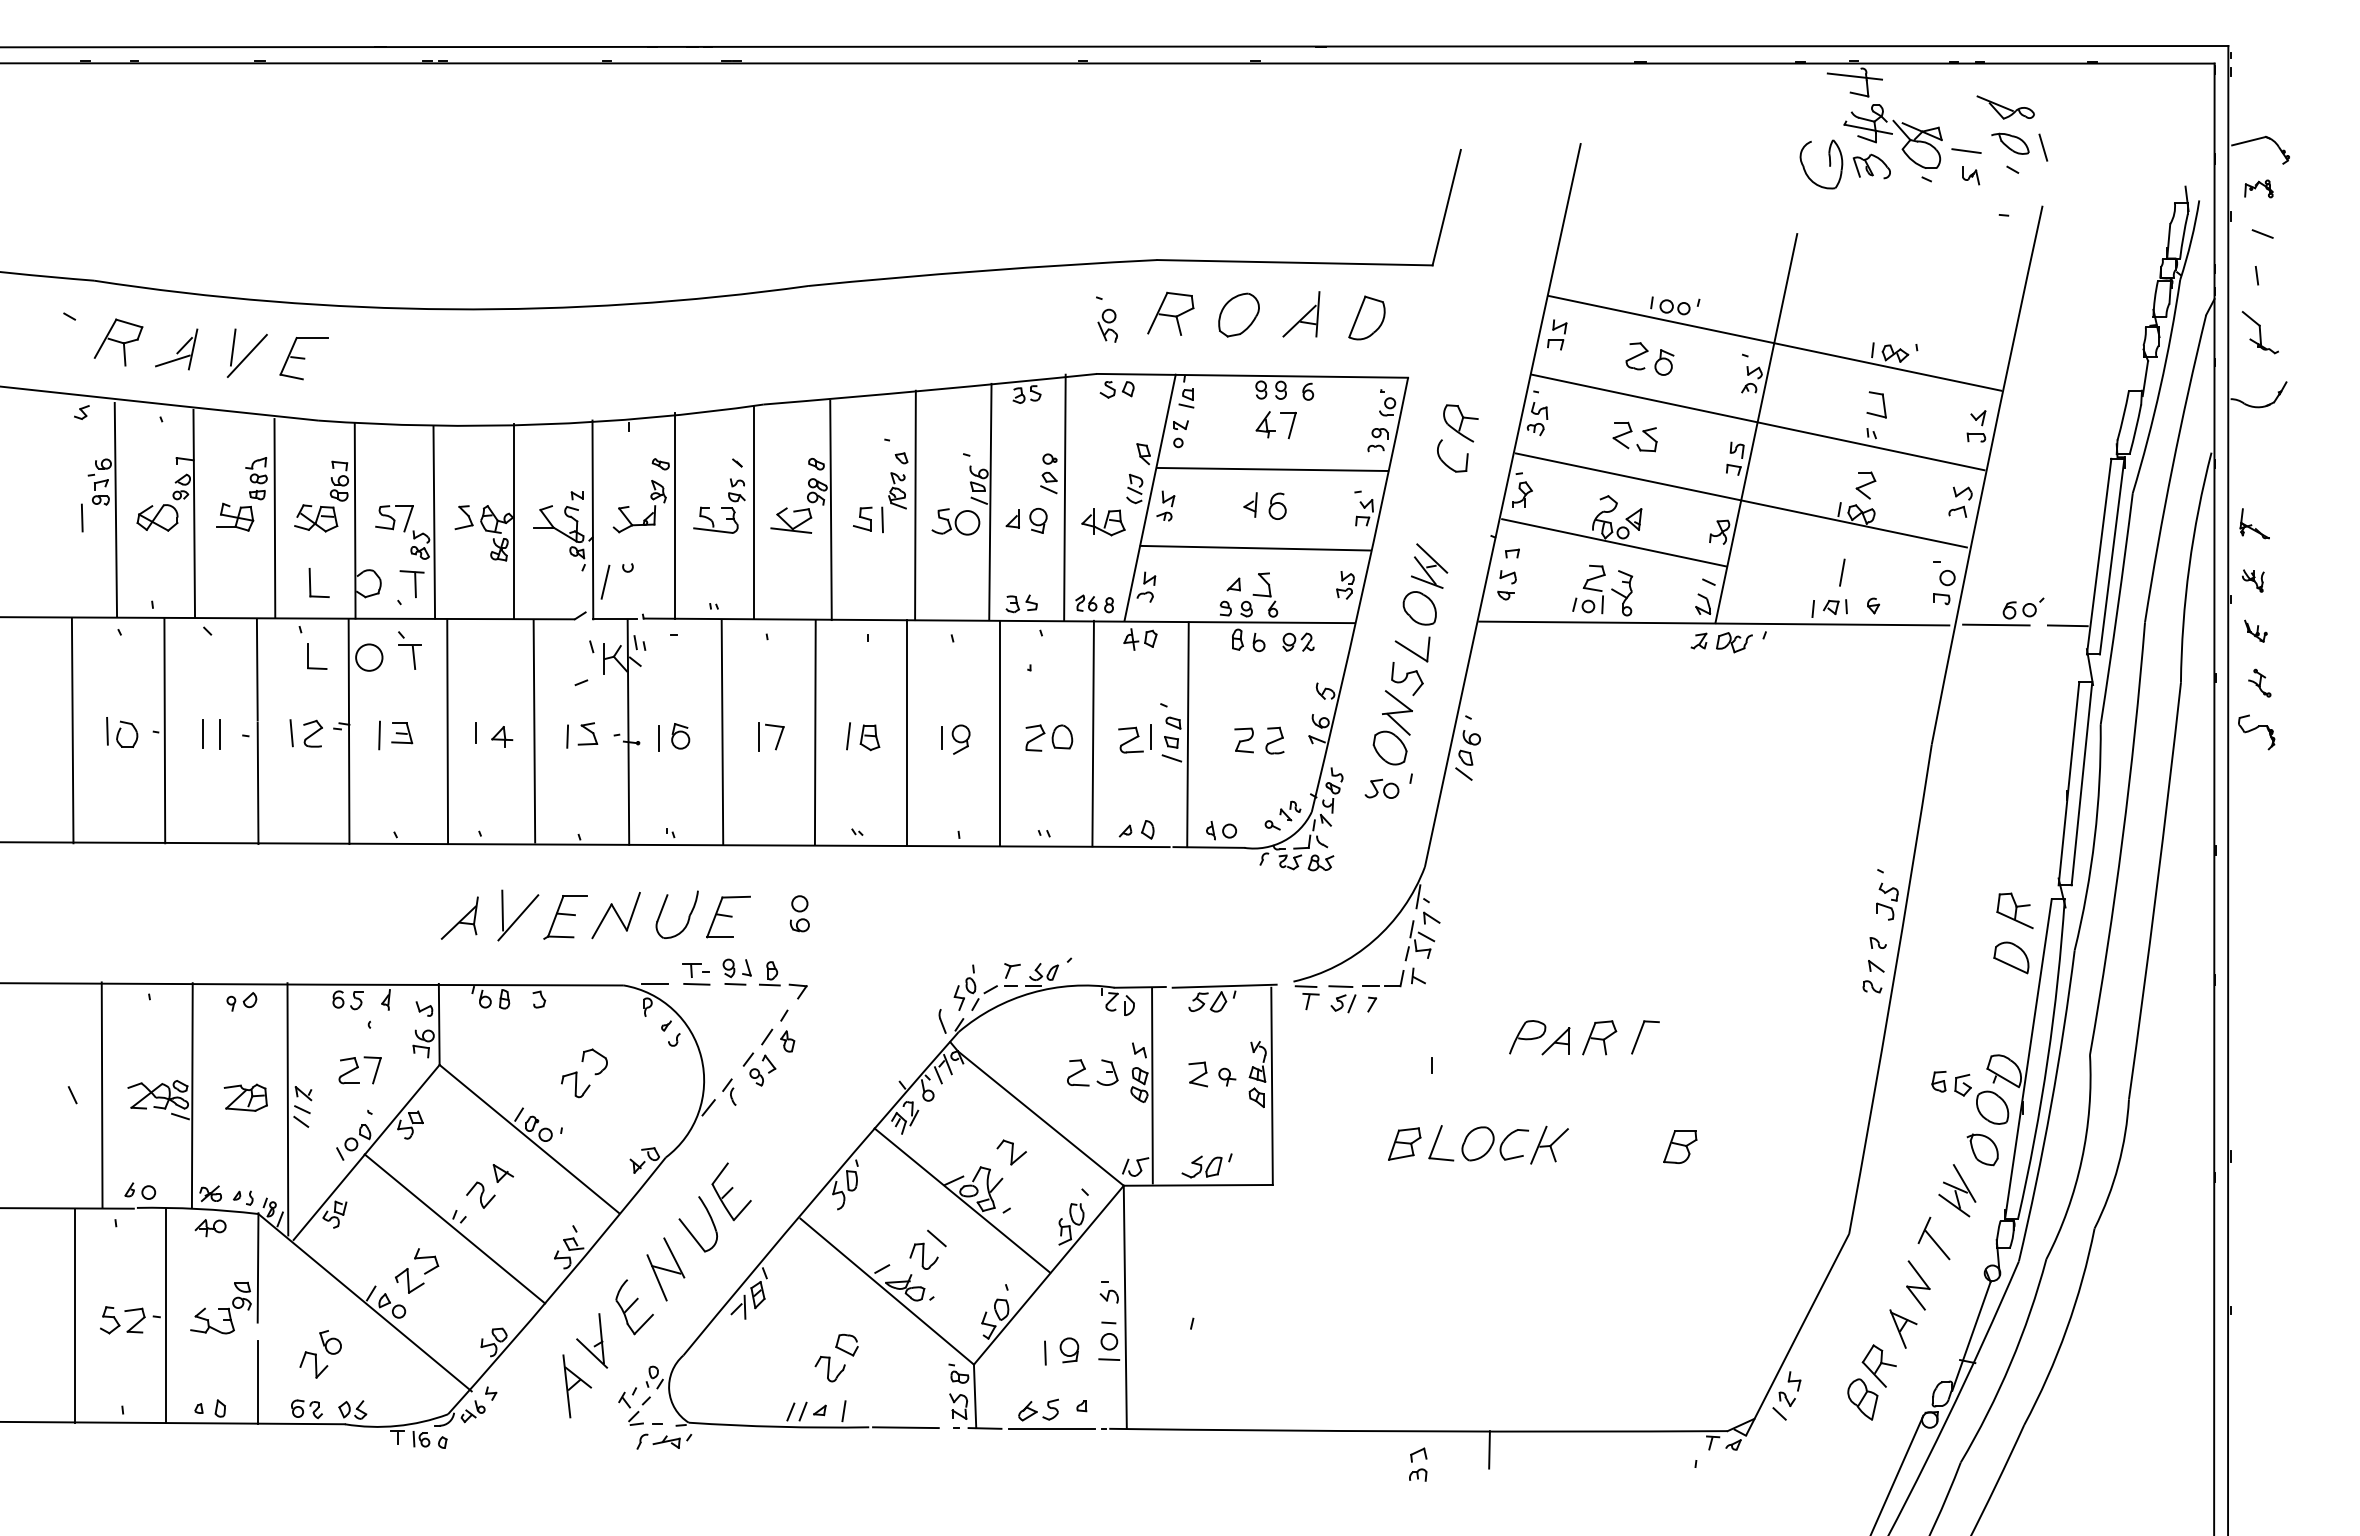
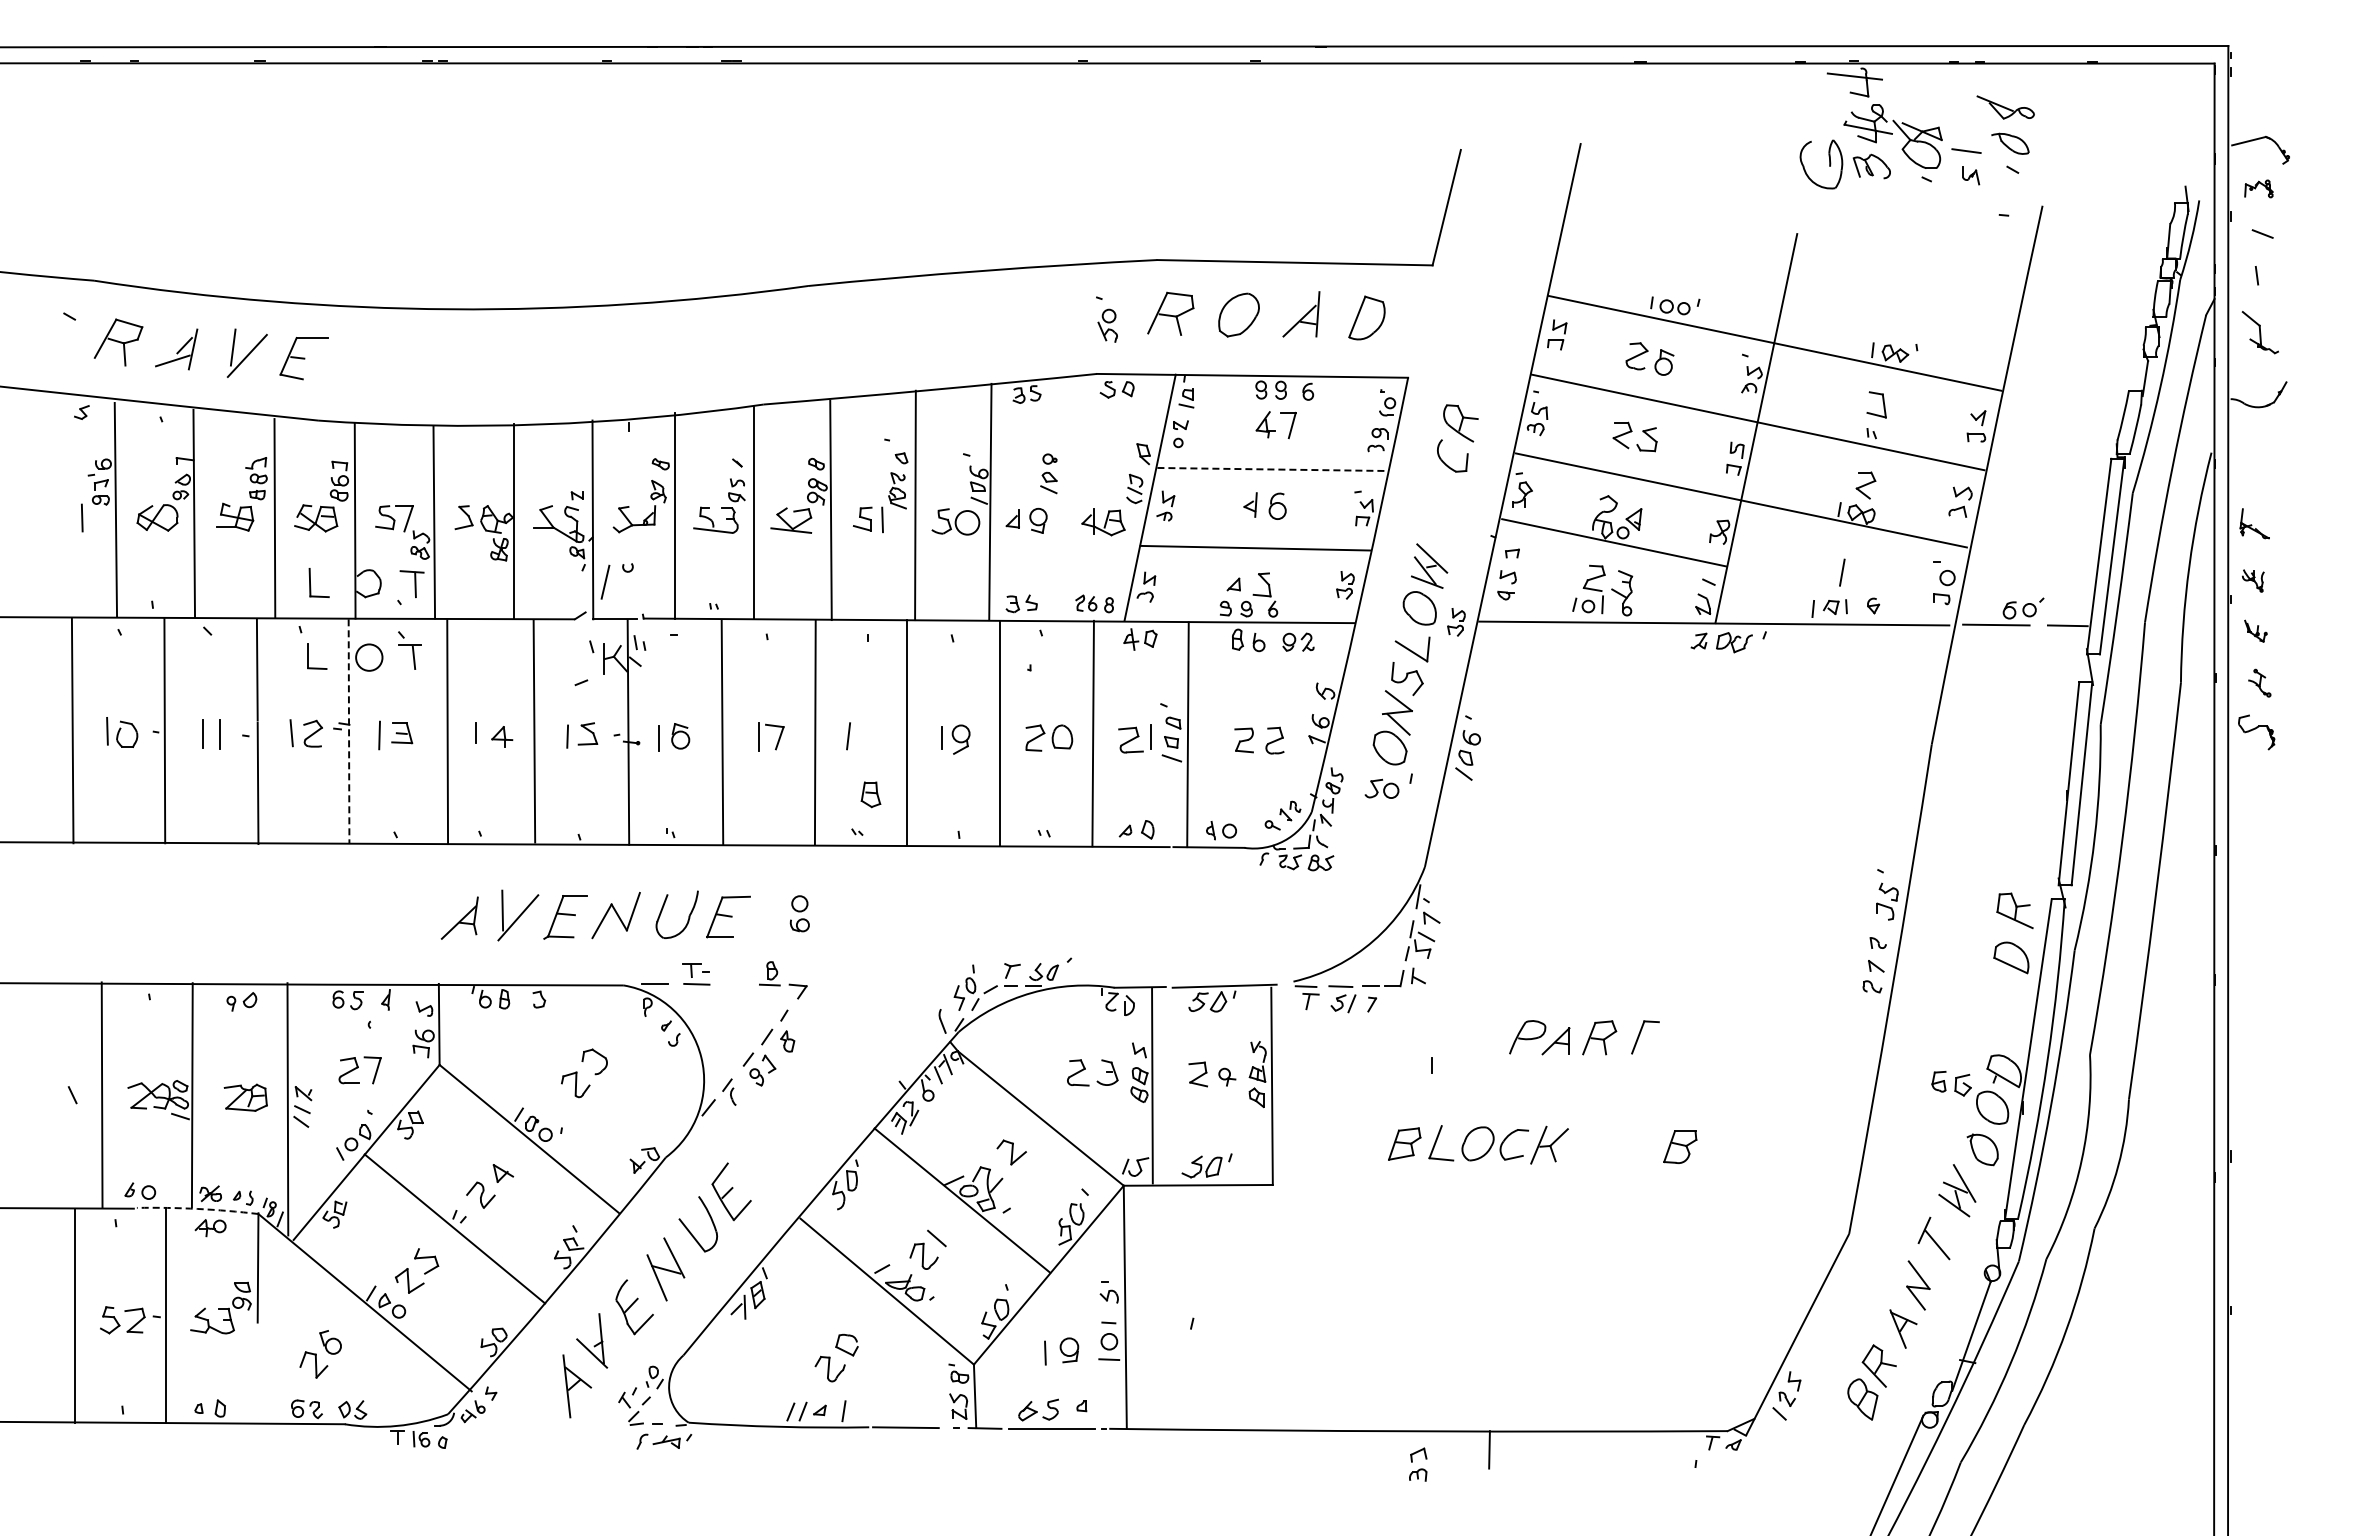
line: present -> none (2043, 147)
line: solid -> dashed (1273, 469)
line: present -> none (1064, 497)
part: none -> present (1456, 622)
line: solid -> dashed (349, 732)
part position: (869, 737) -> (870, 794) (870, 794)
part: present -> none (736, 971)
arc: solid -> dashed (197, 1208)
line: present -> none (257, 1382)
